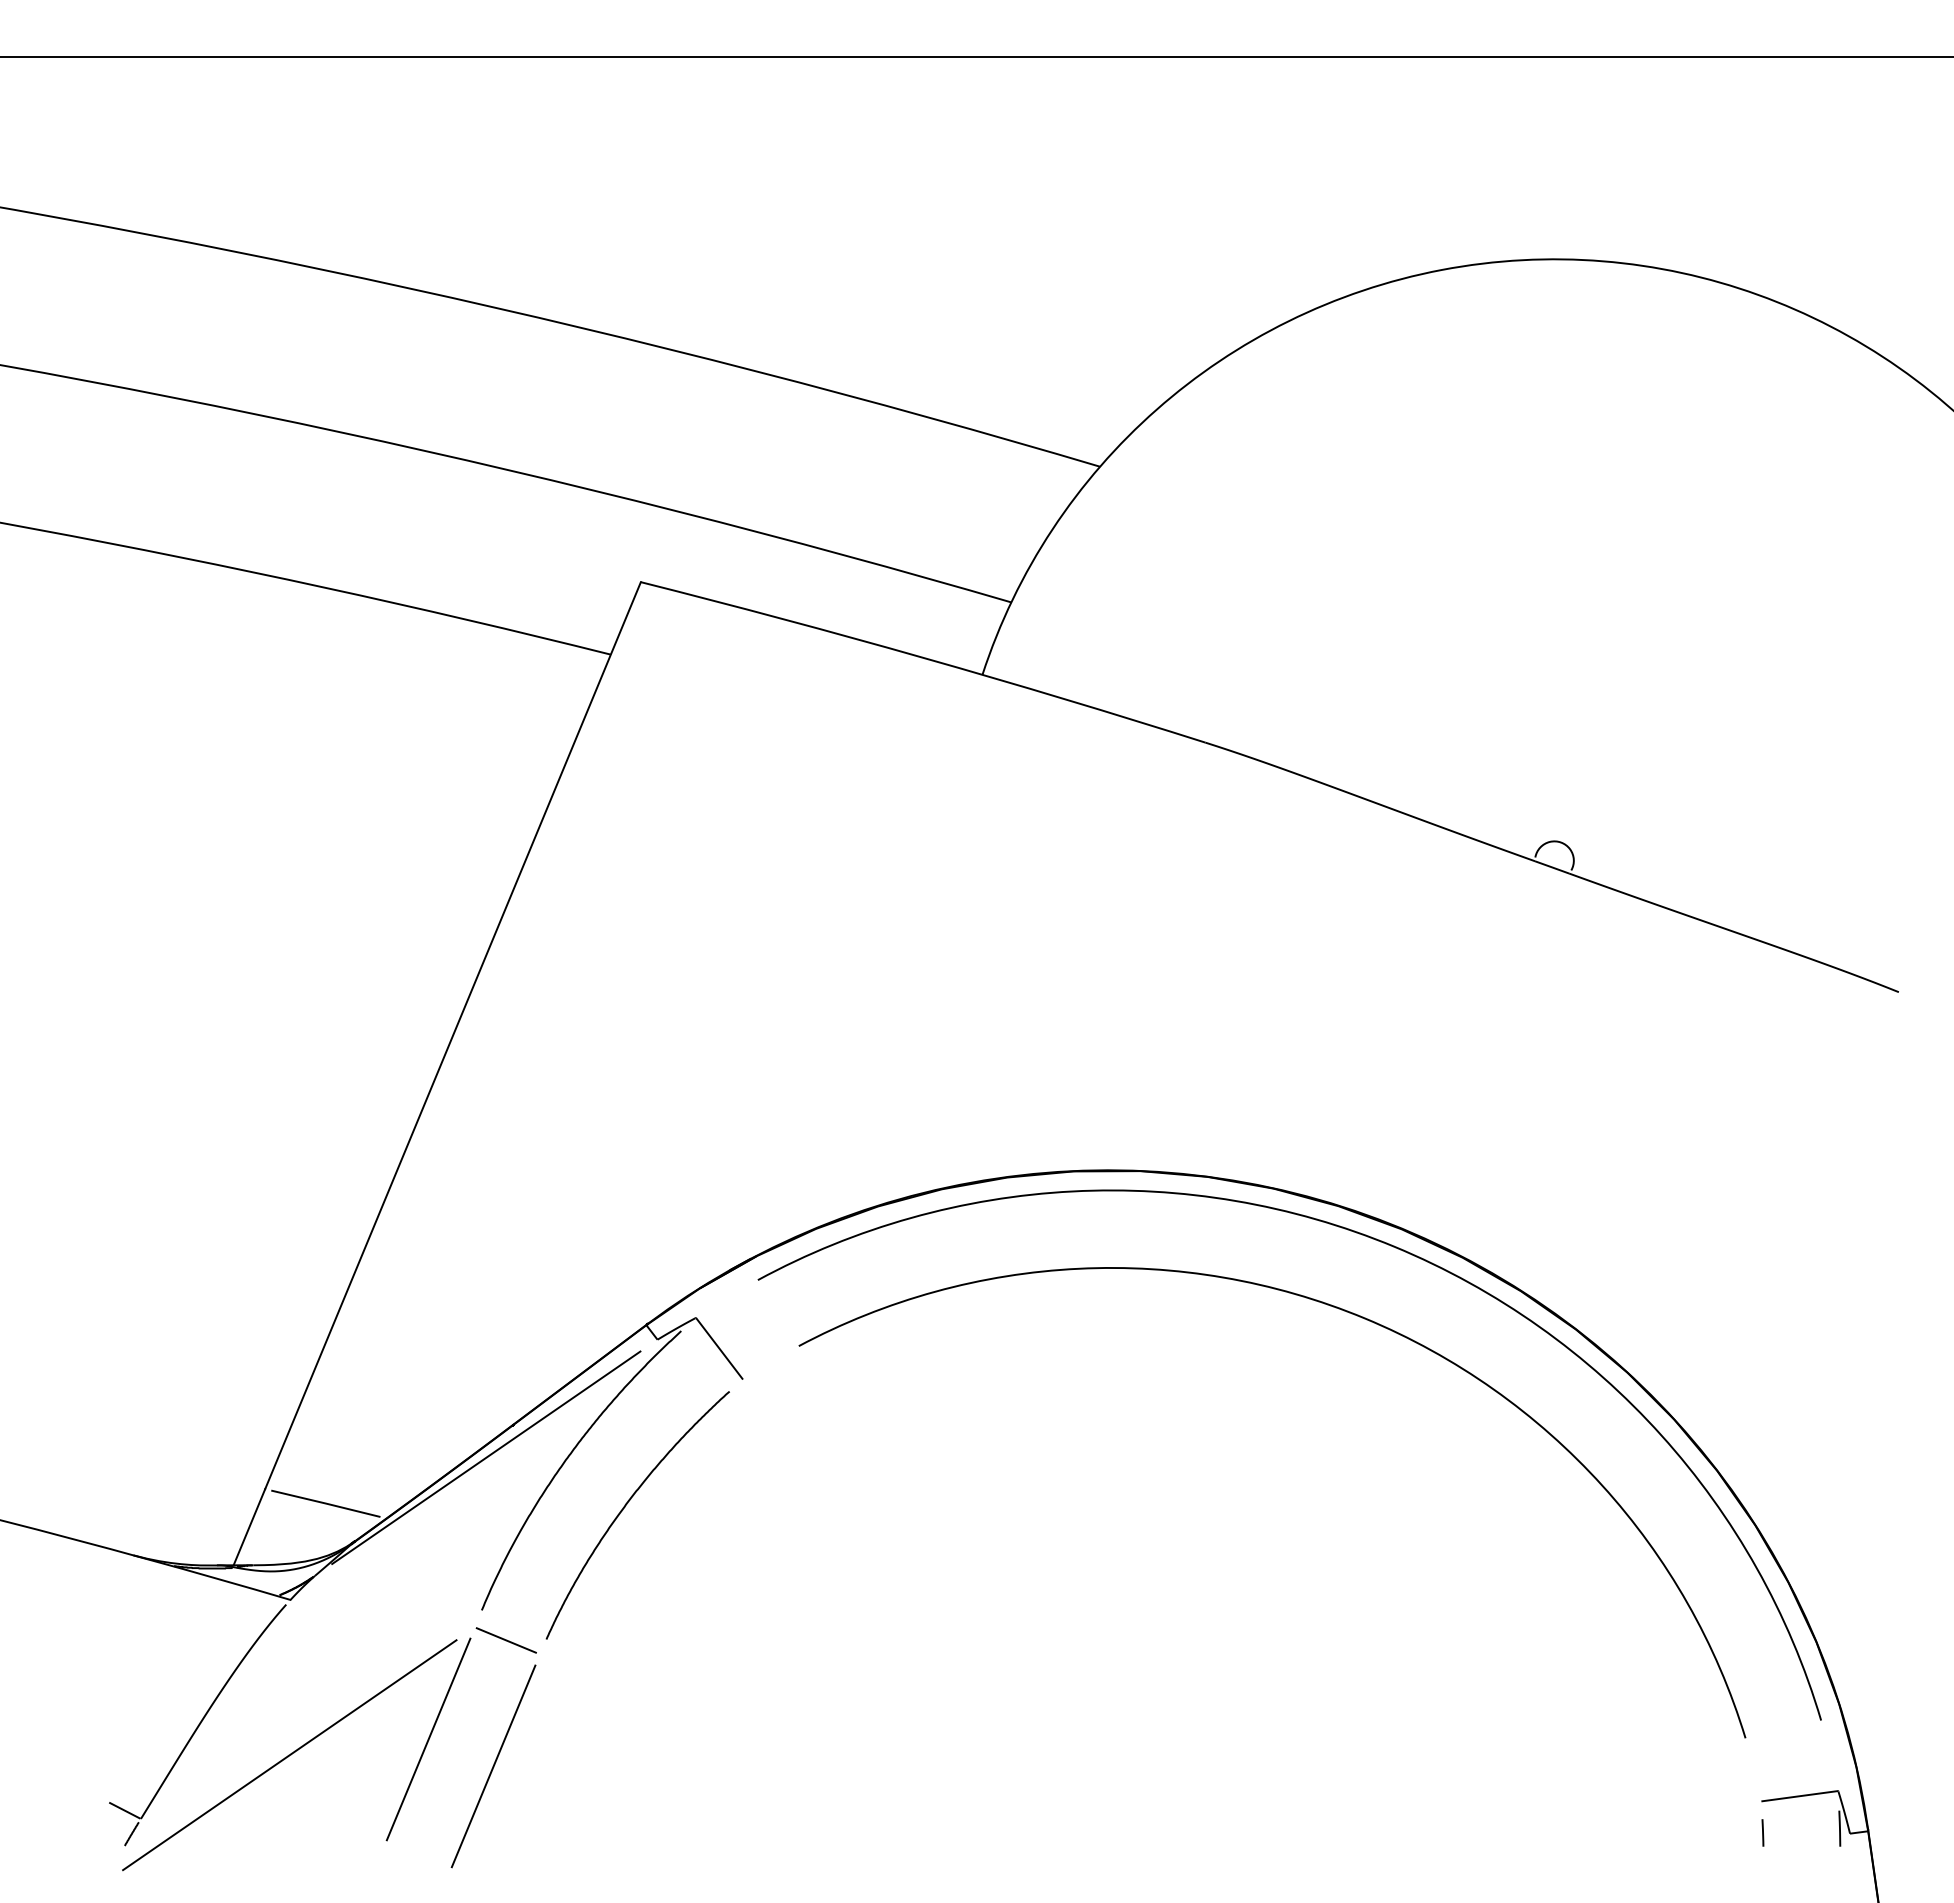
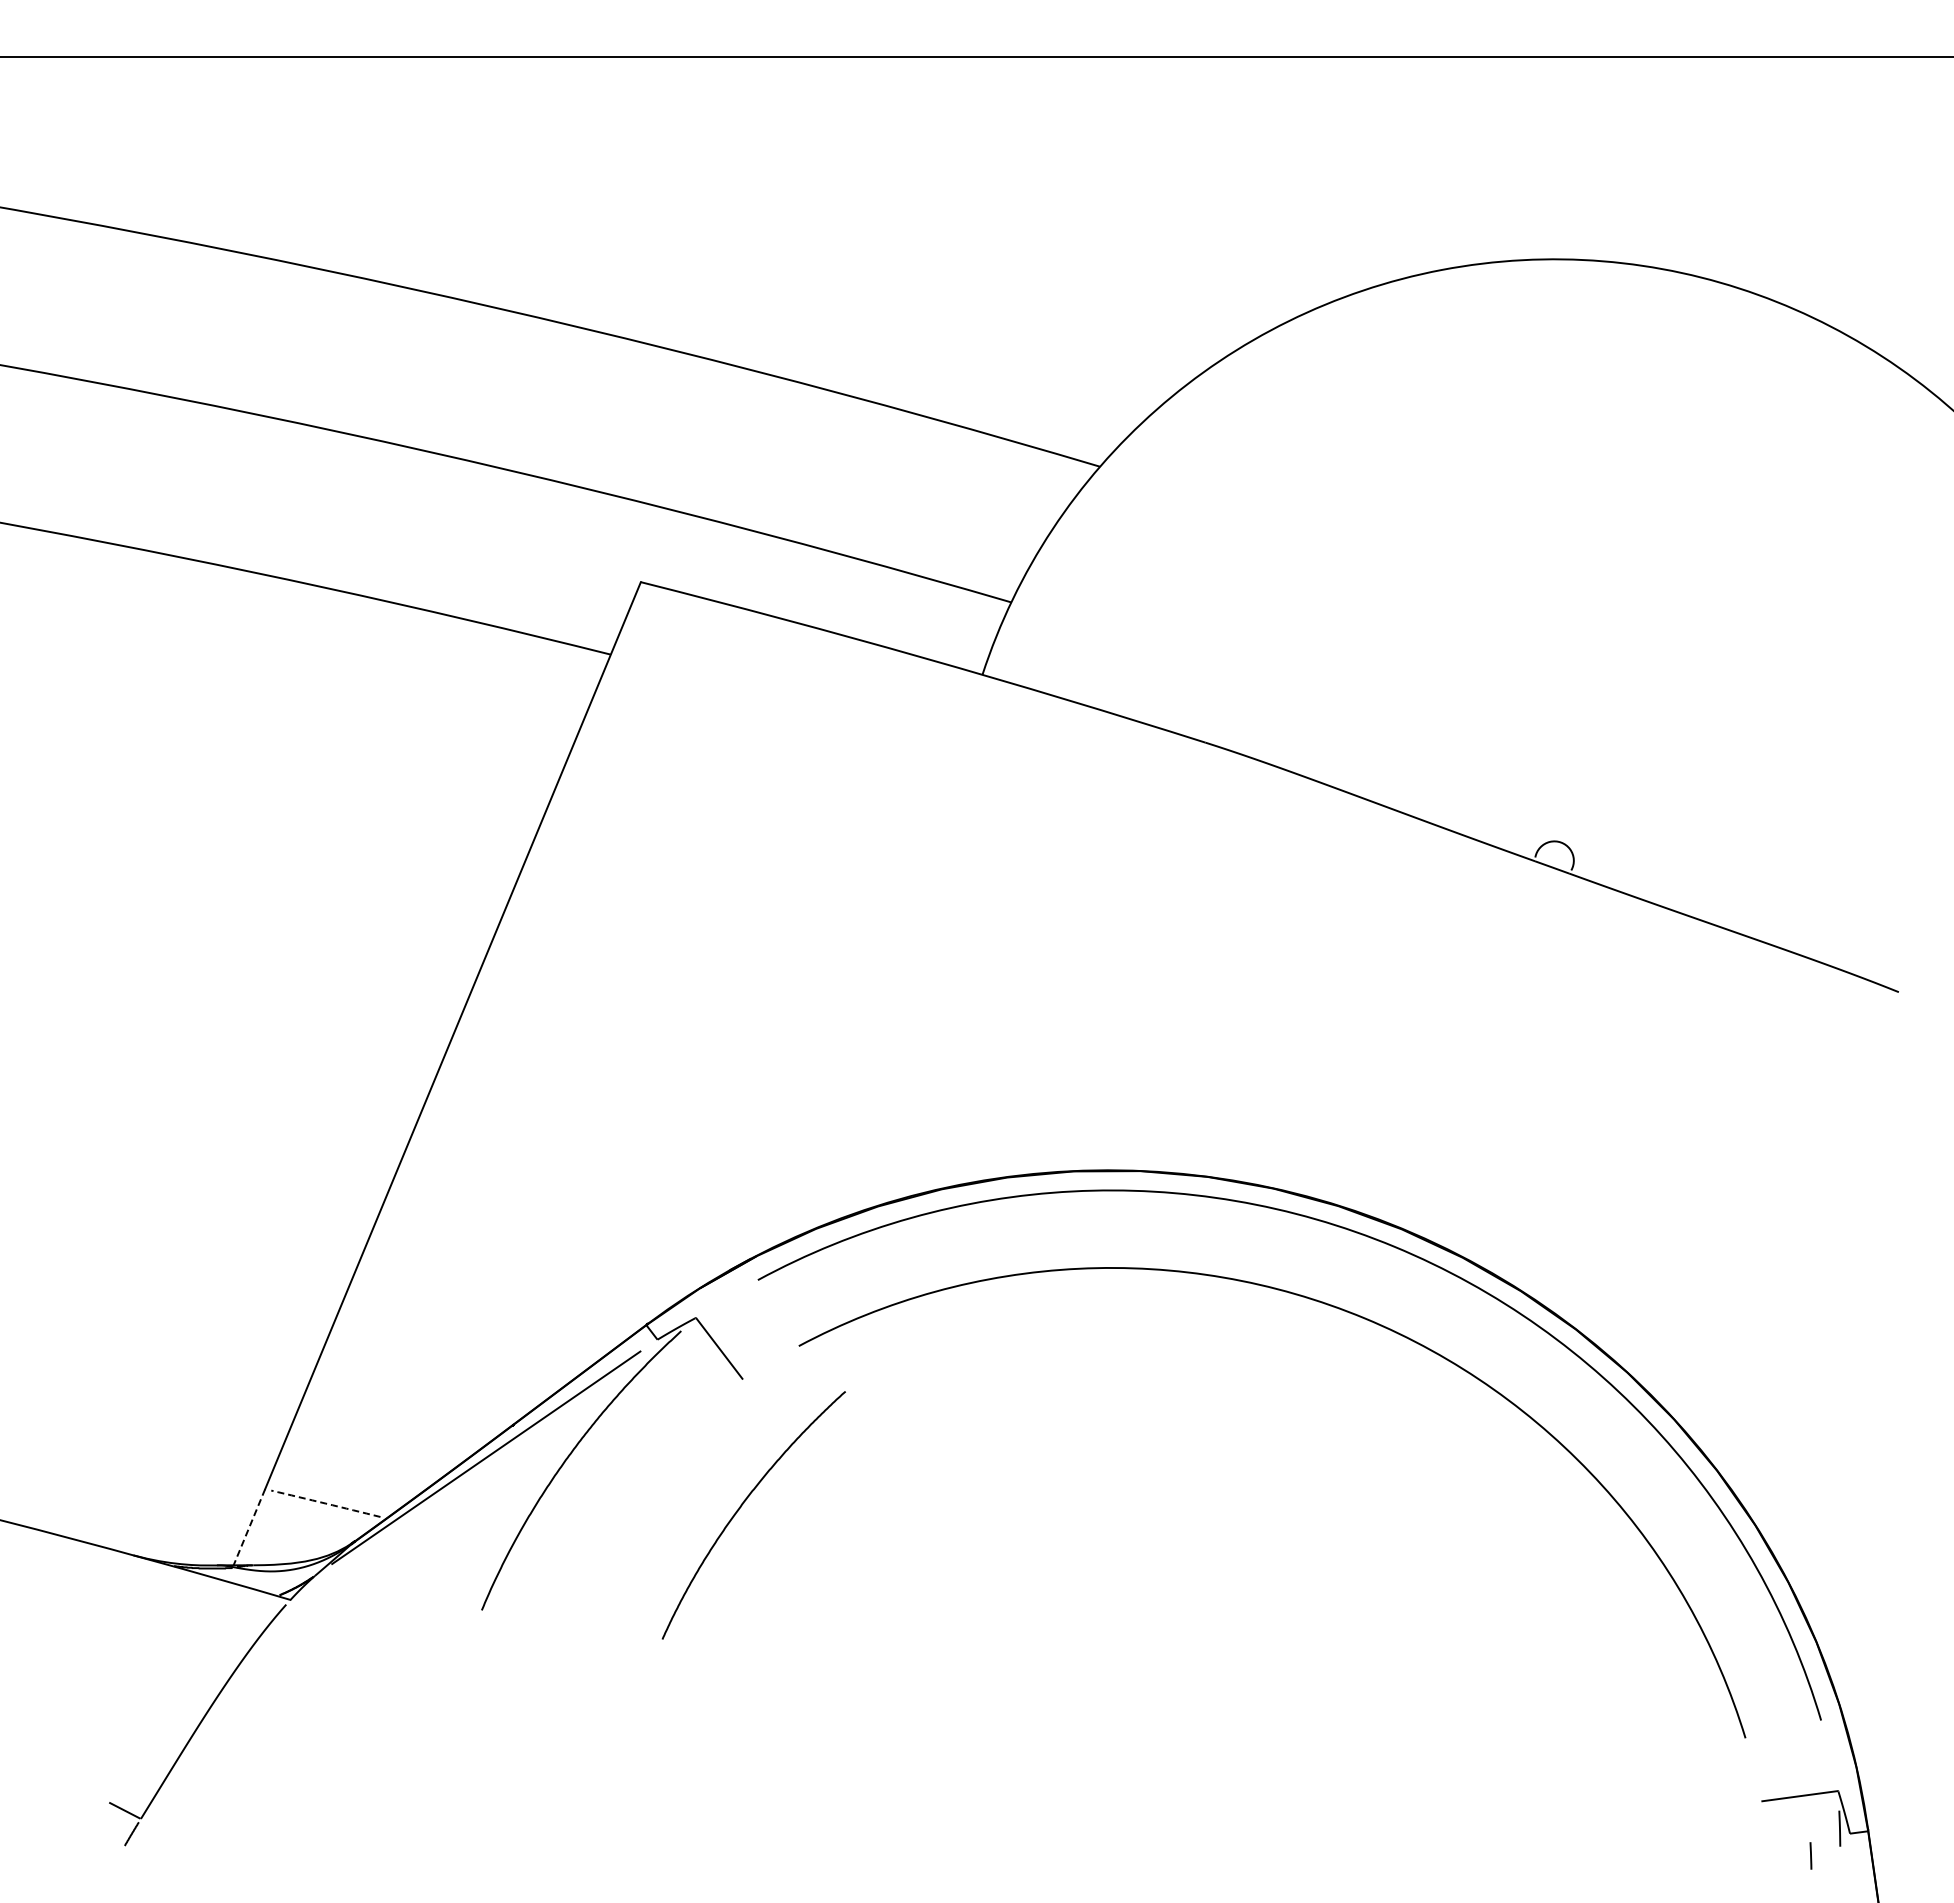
arc: solid -> dashed (325, 1503)
curve position: (625, 1507) -> (741, 1507) (741, 1507)
line: solid -> dashed (249, 1527)
line: present -> none (505, 1640)
line: present -> none (428, 1739)
line: present -> none (289, 1755)
line: present -> none (493, 1766)
line position: (1762, 1832) -> (1810, 1855) (1810, 1855)
